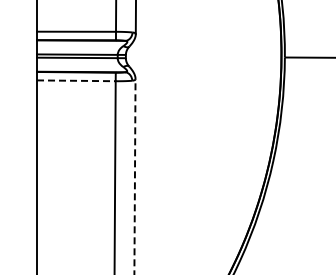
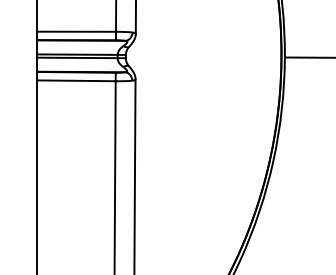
line: dashed -> solid (76, 80)
line: dashed -> solid (134, 176)
